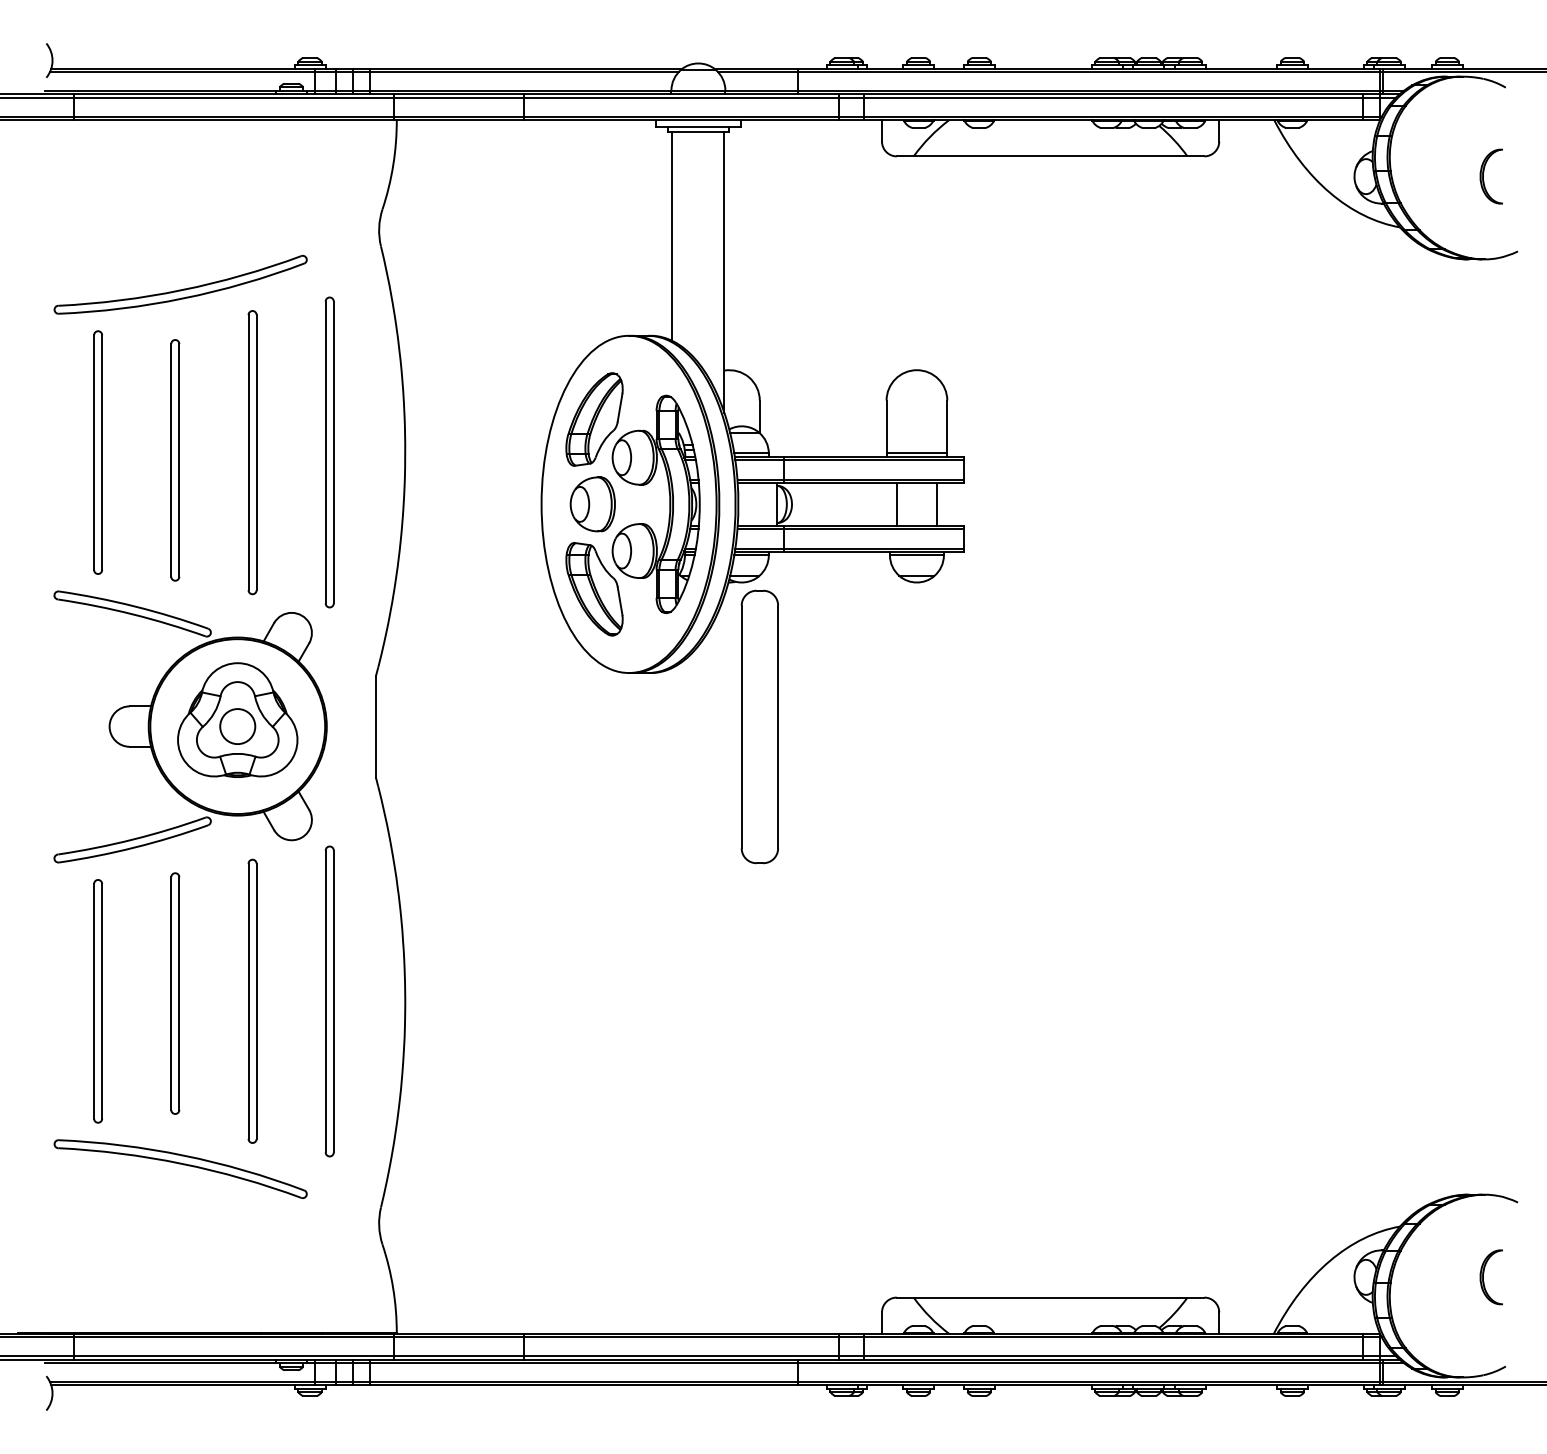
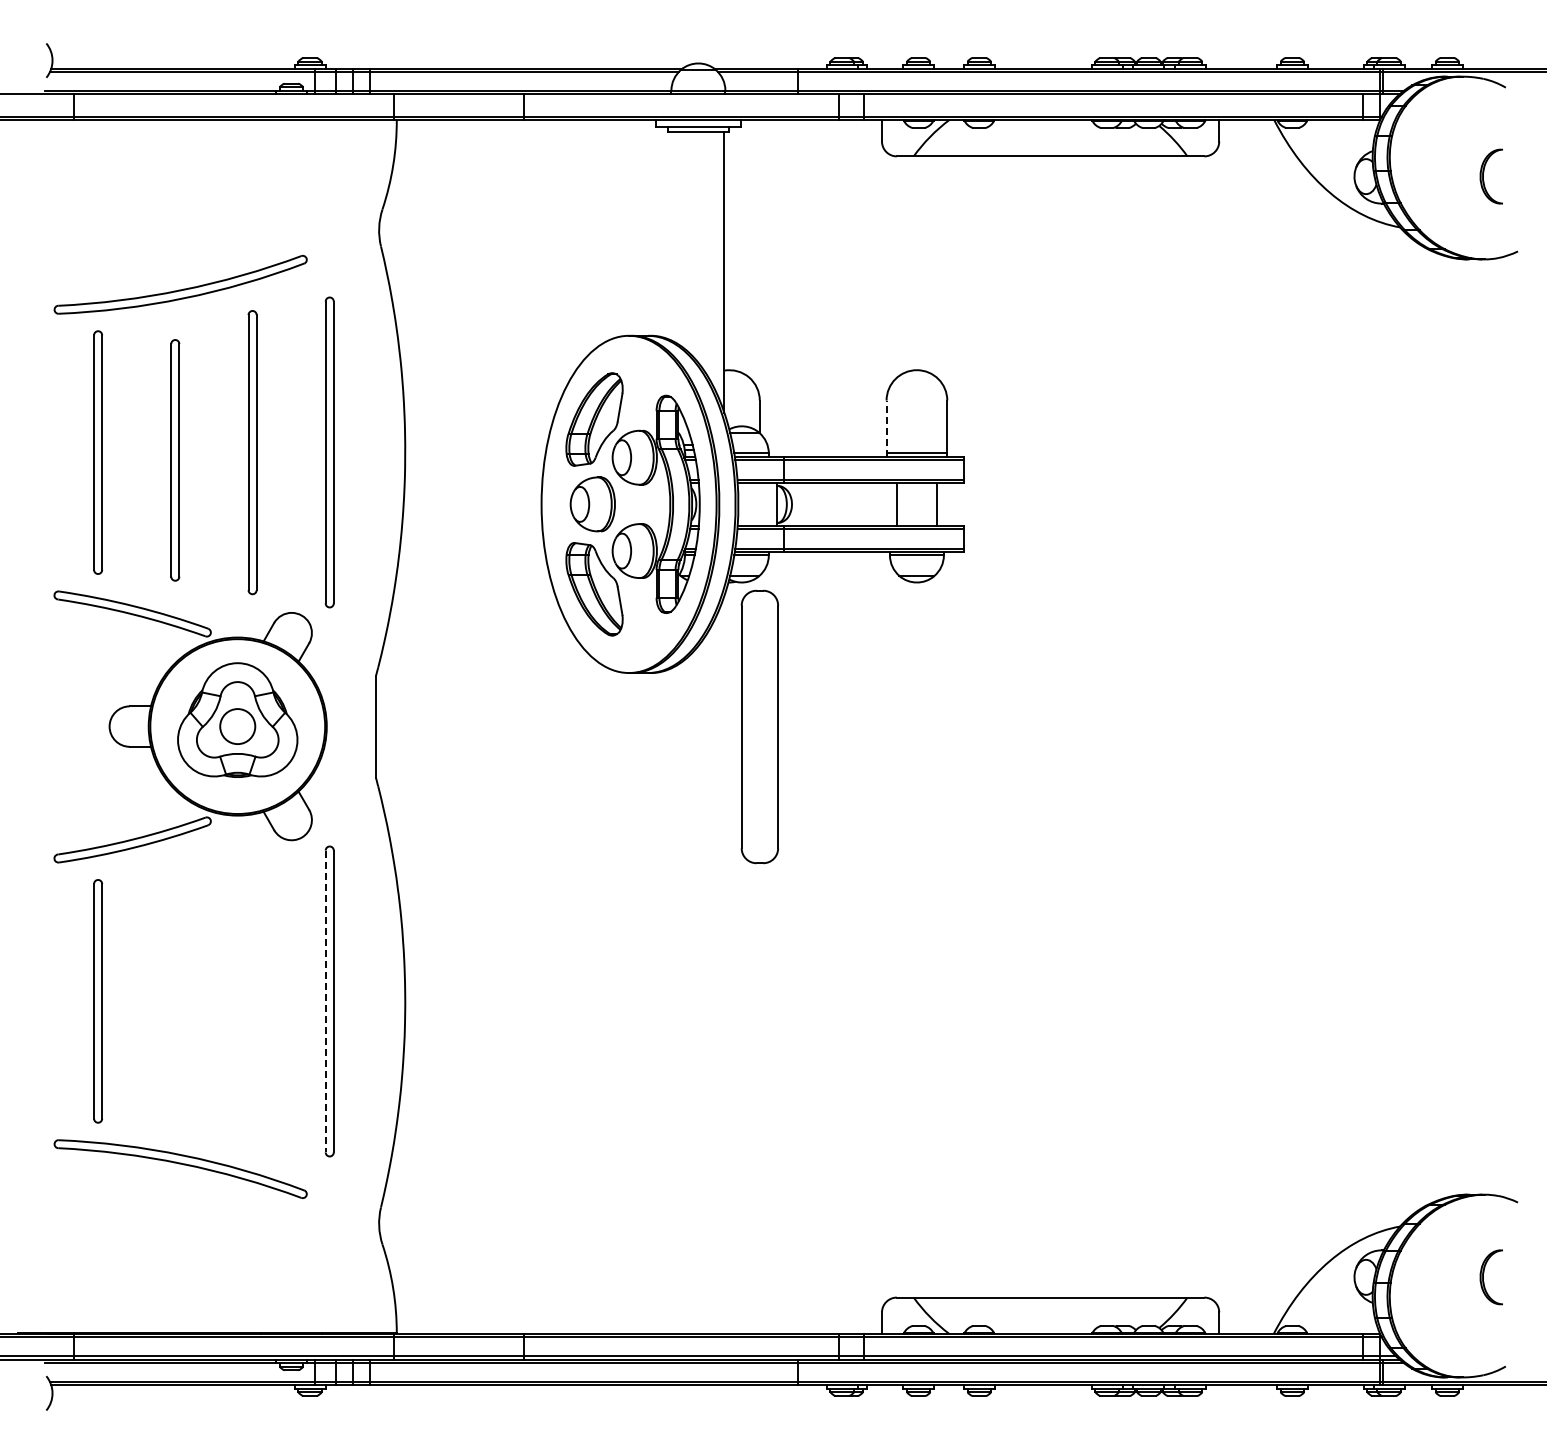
line: present -> none (698, 97)
line: present -> none (671, 236)
line: solid -> dashed (886, 428)
part: present -> none (175, 993)
part: present -> none (252, 1000)
line: solid -> dashed (325, 1001)
